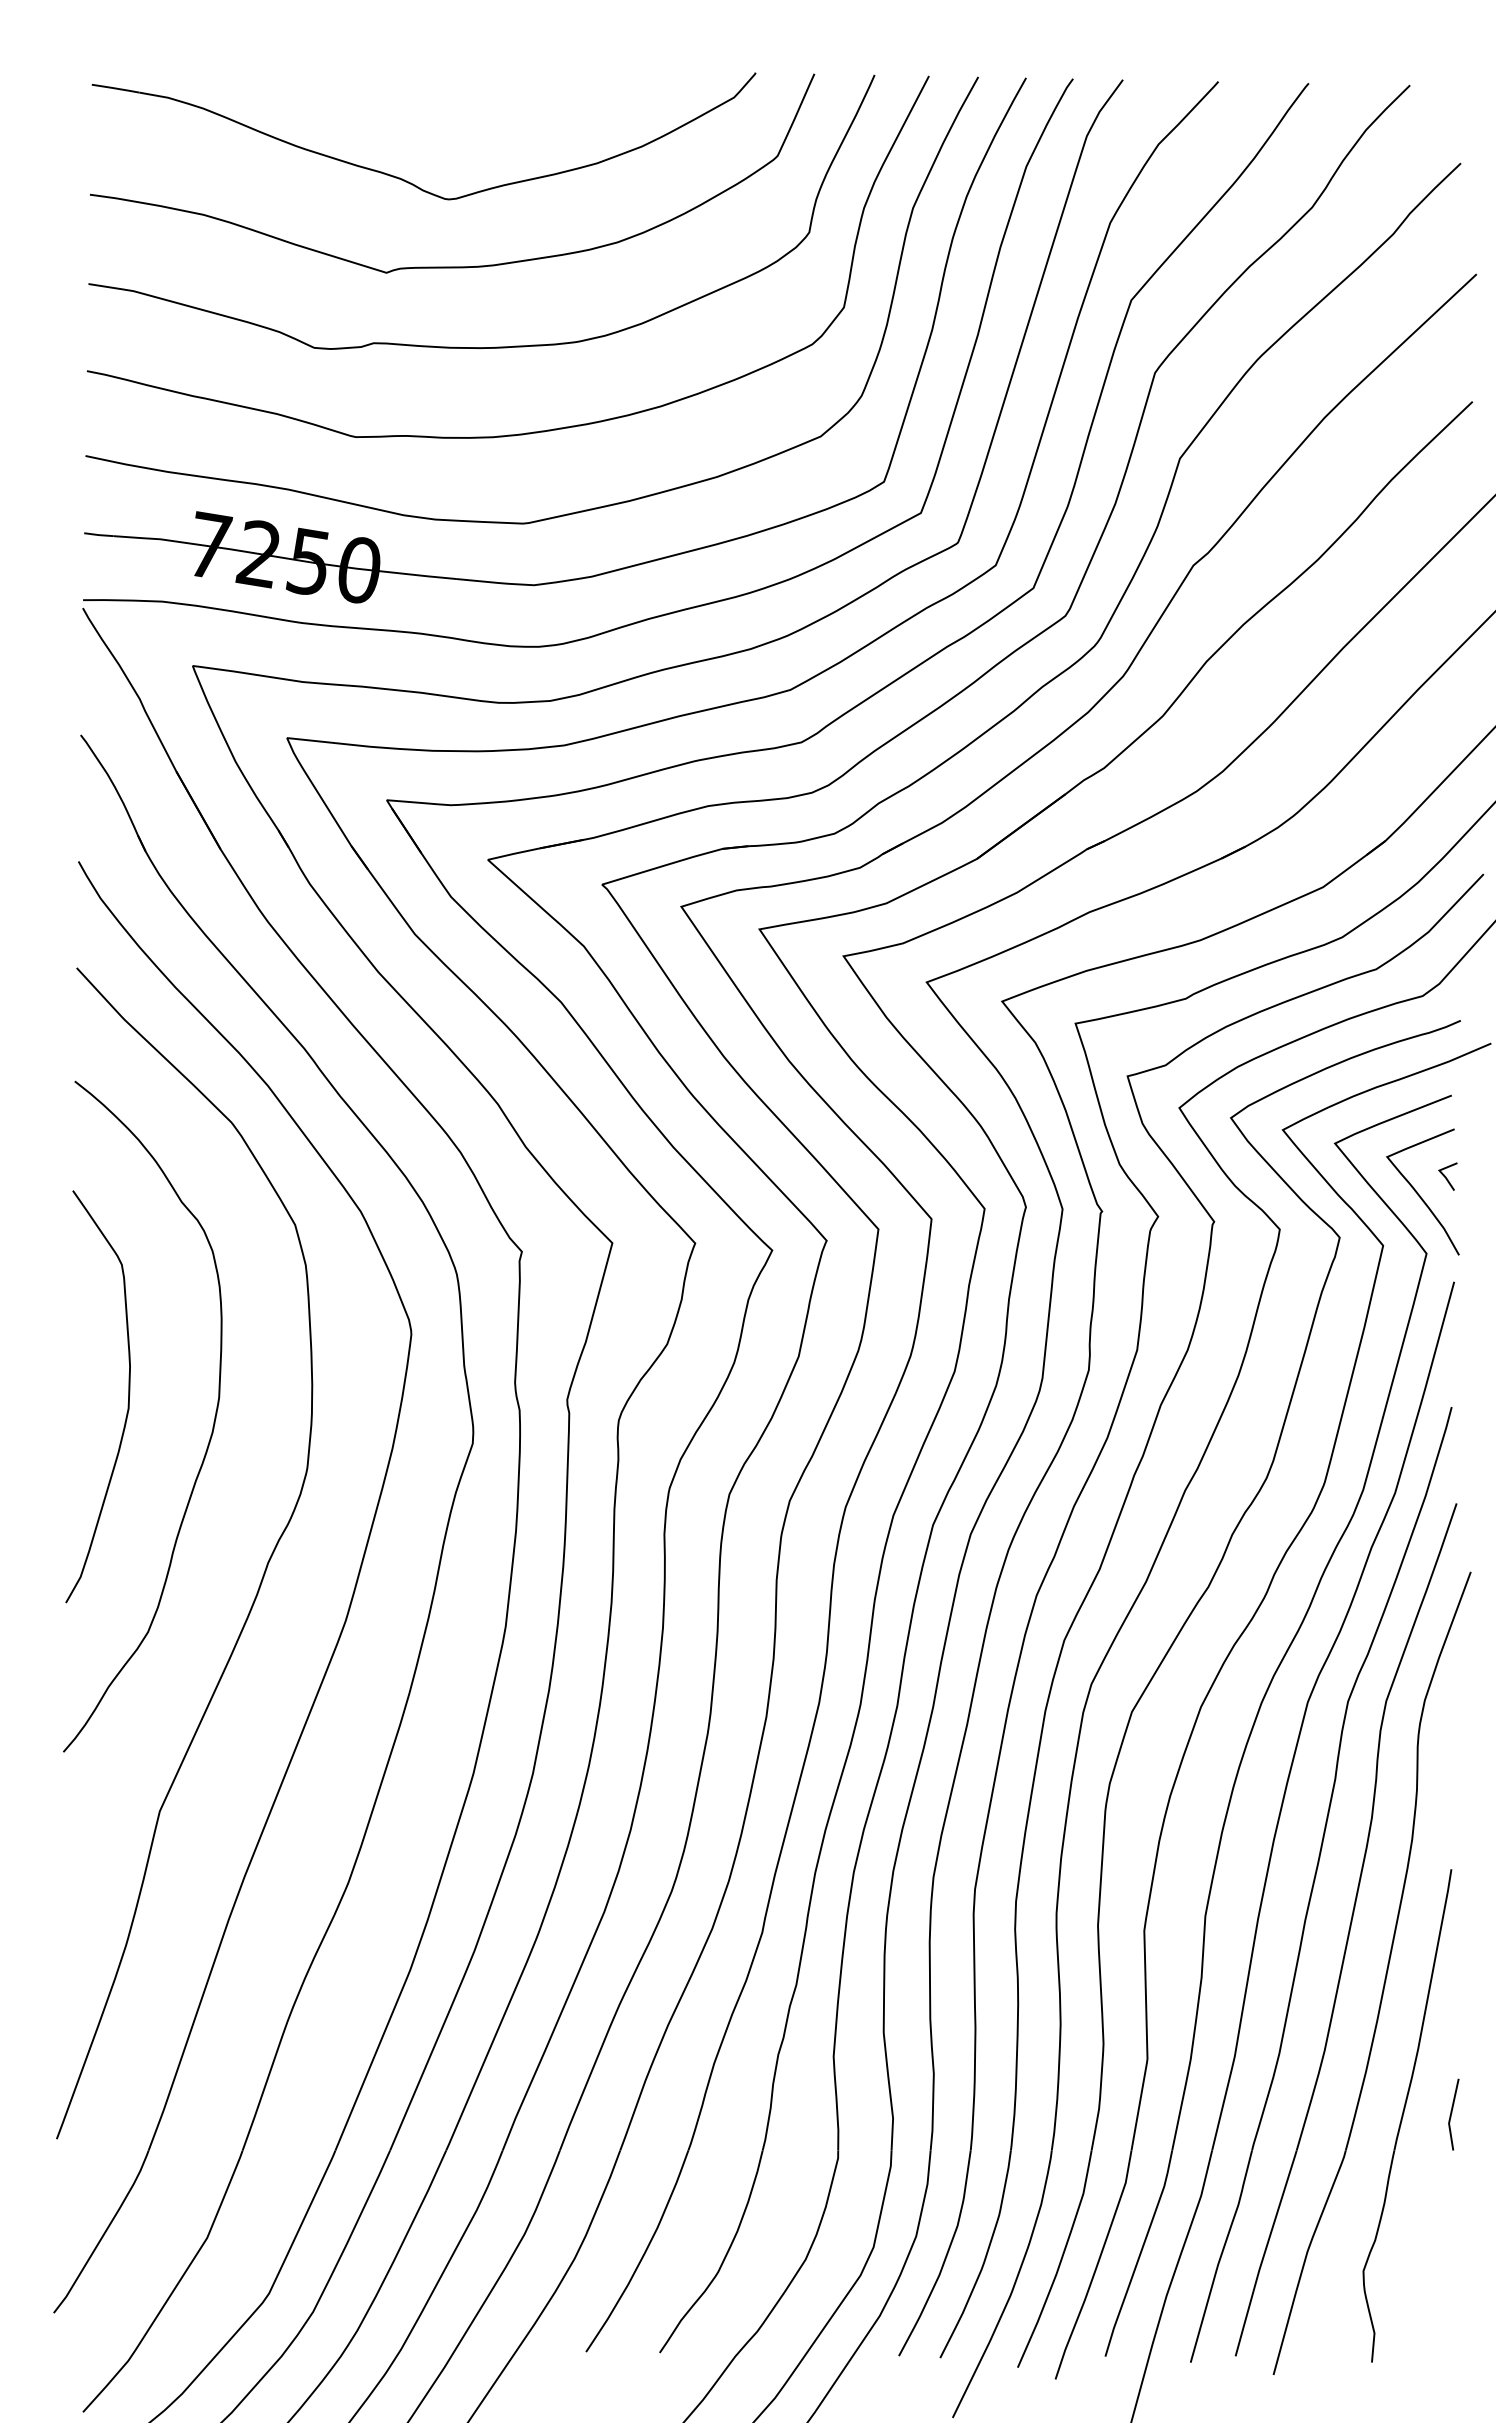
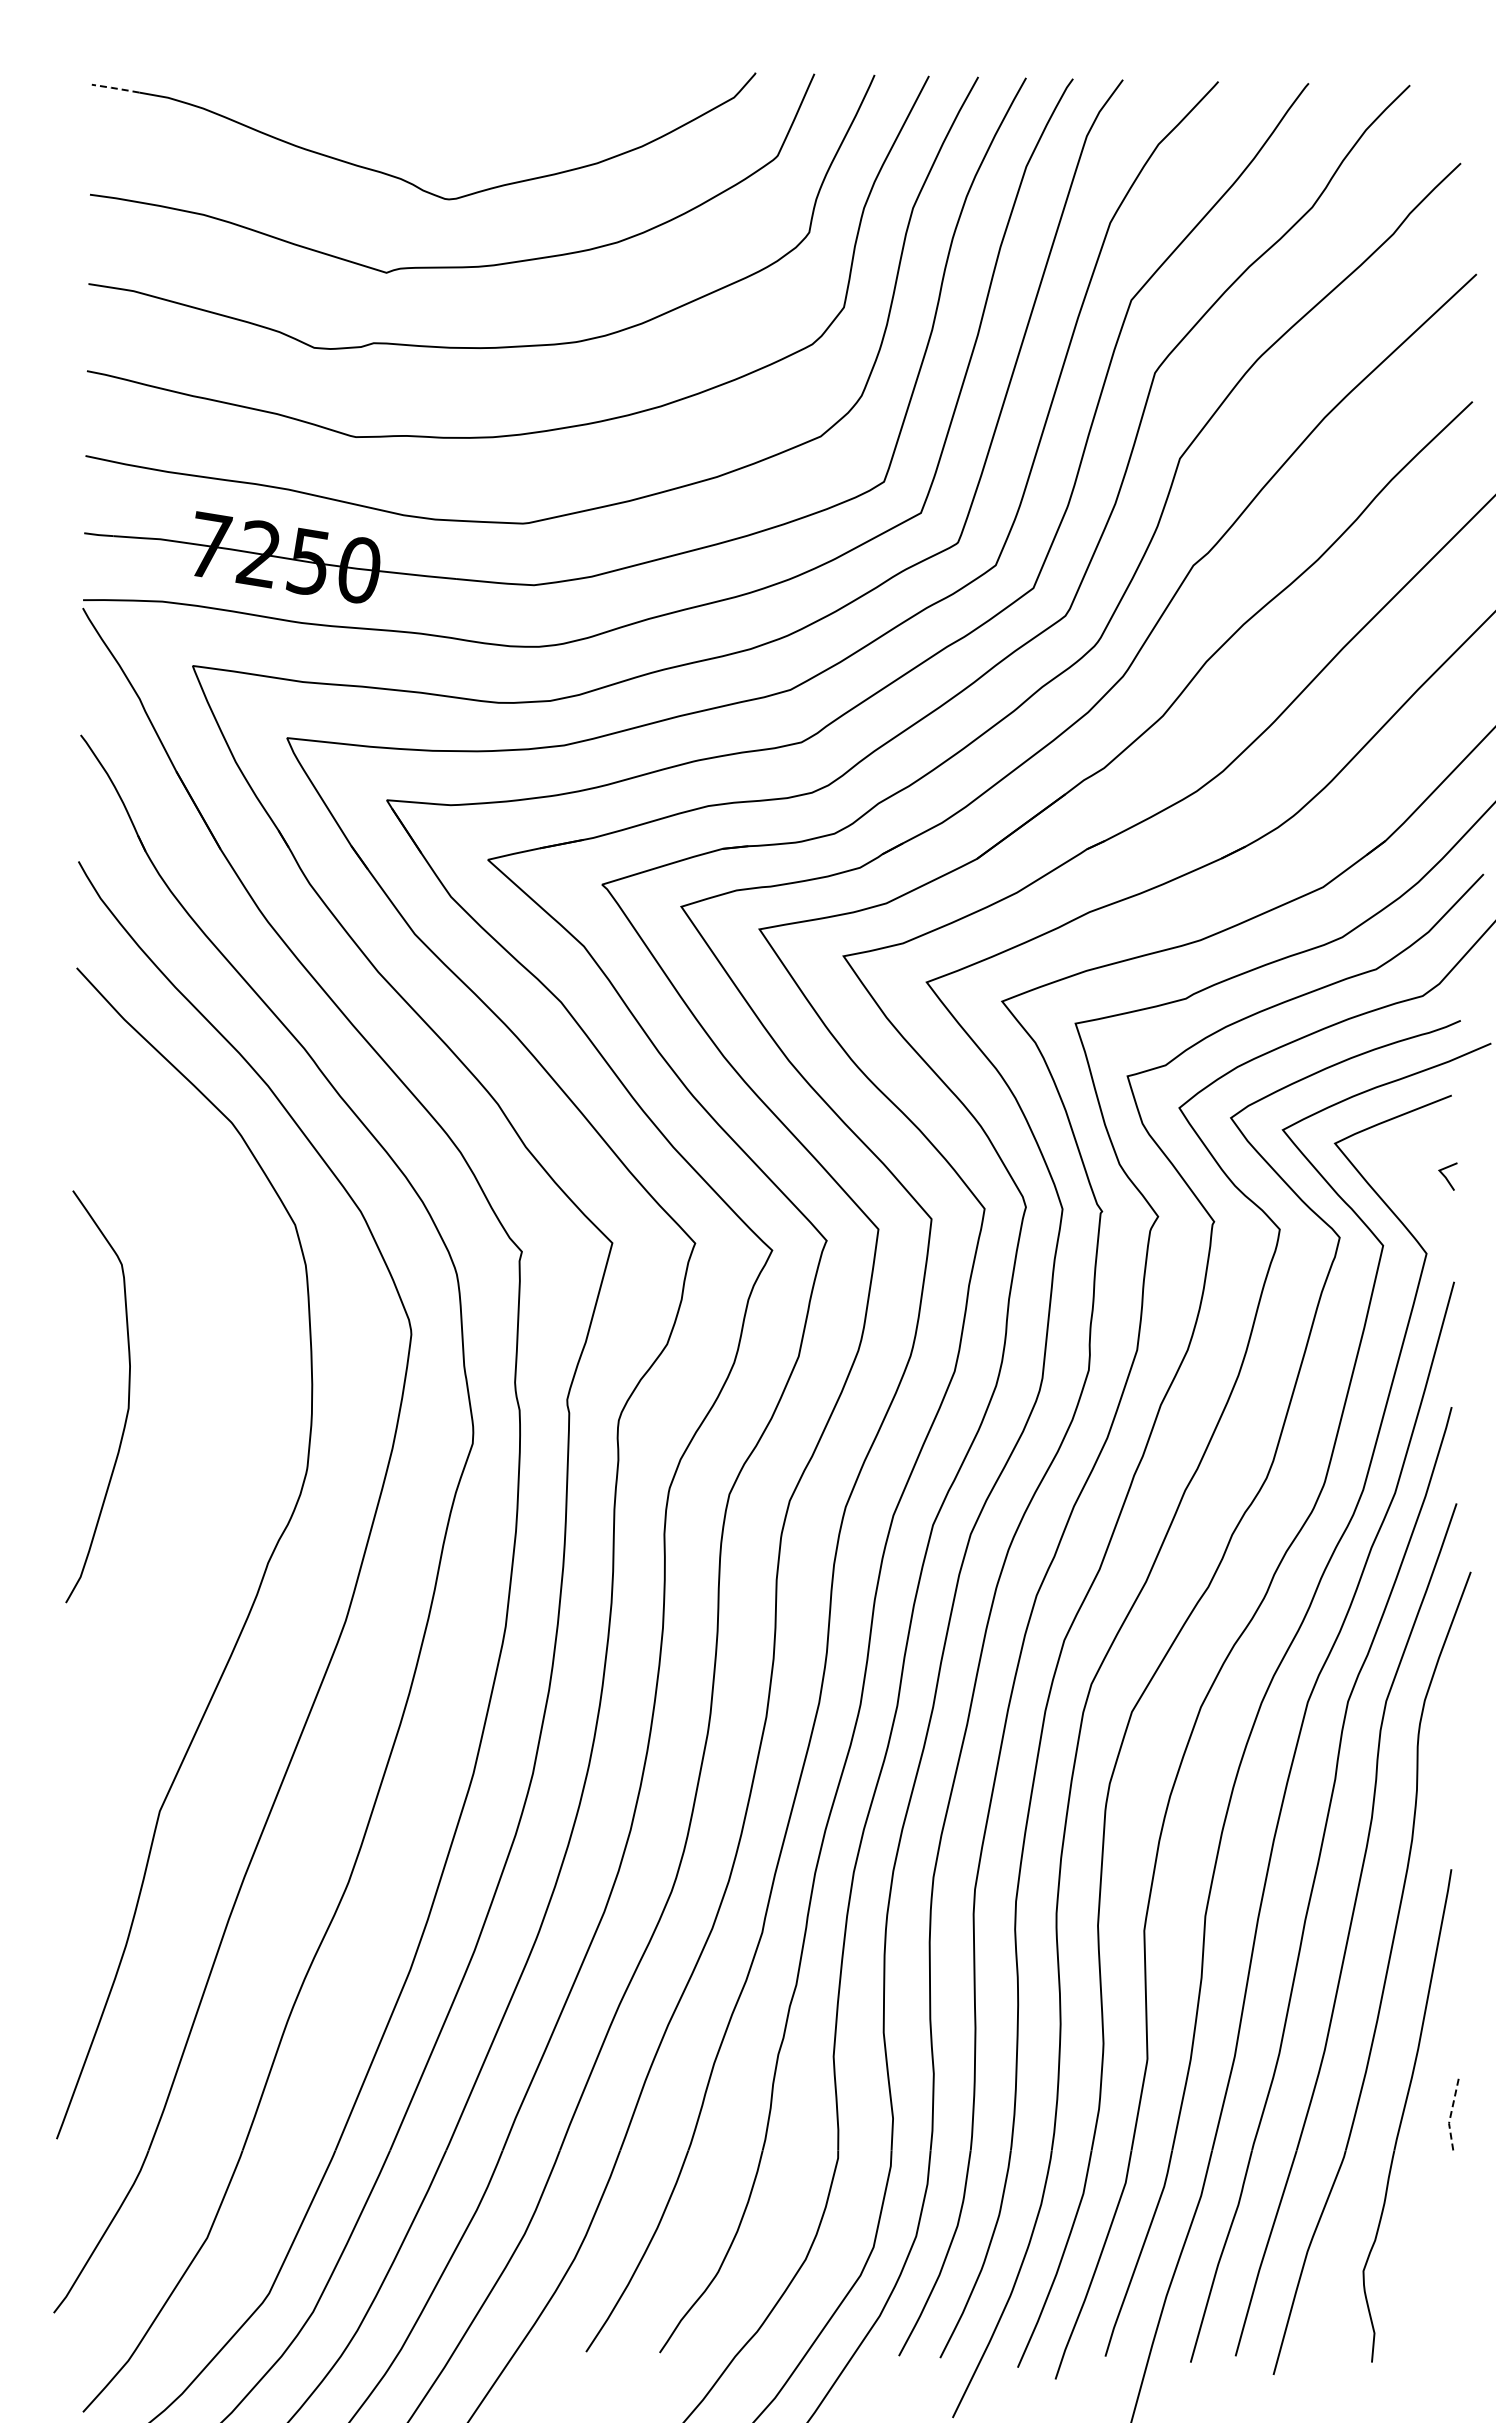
line: solid -> dashed (116, 88)
curve: present -> none (1419, 1194)
curve: present -> none (209, 1438)
line: solid -> dashed (1450, 2115)
